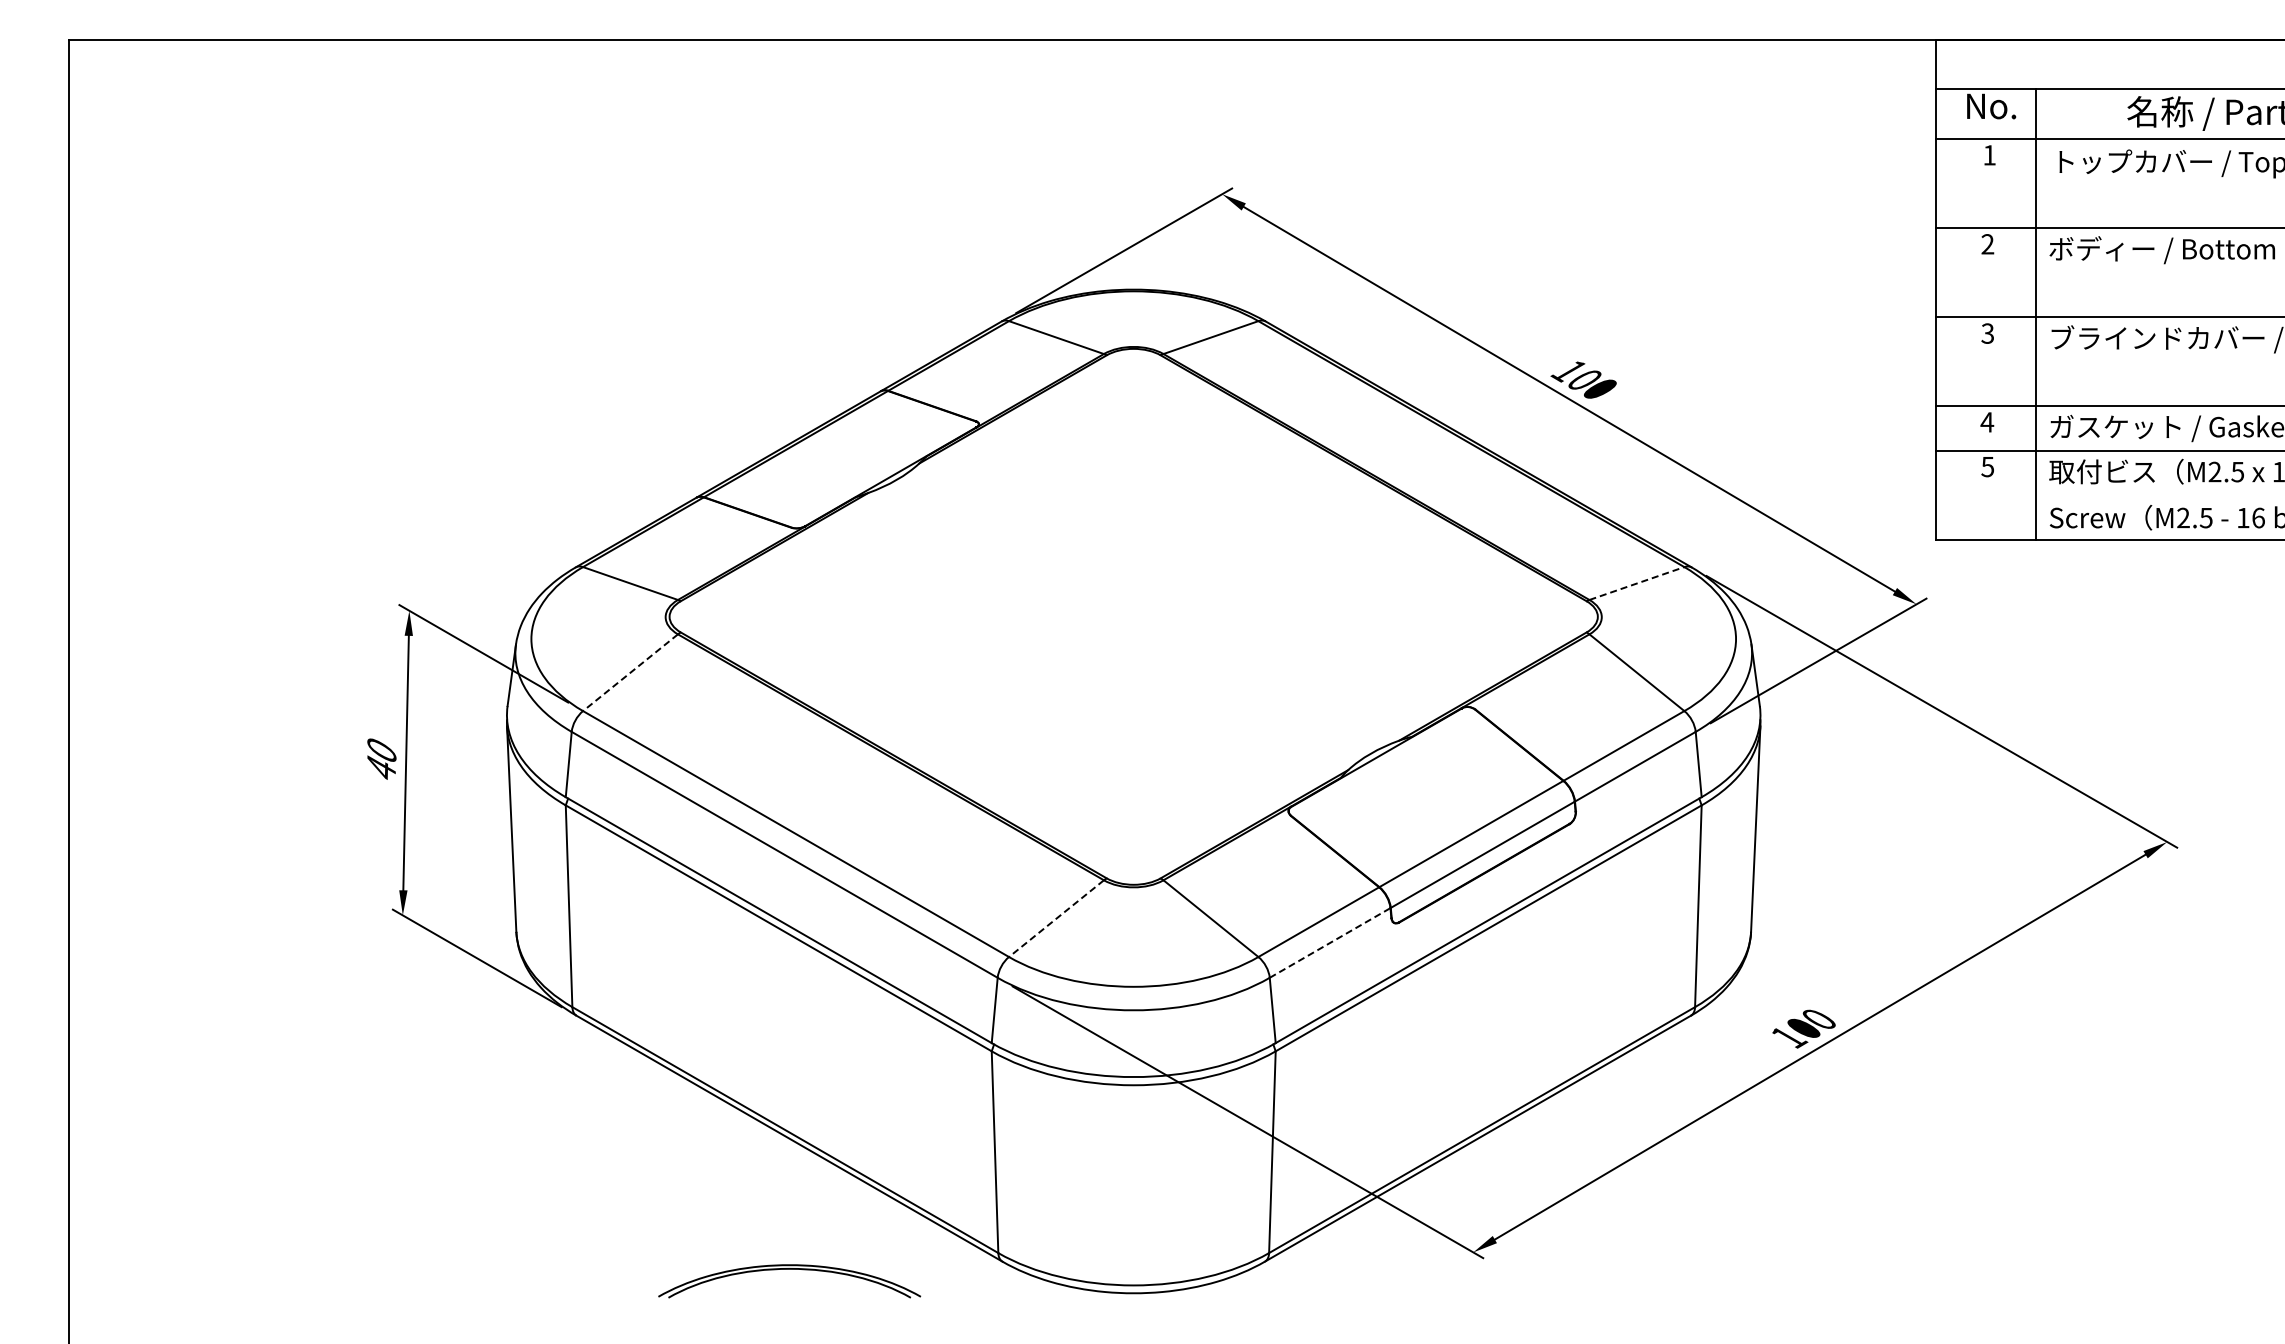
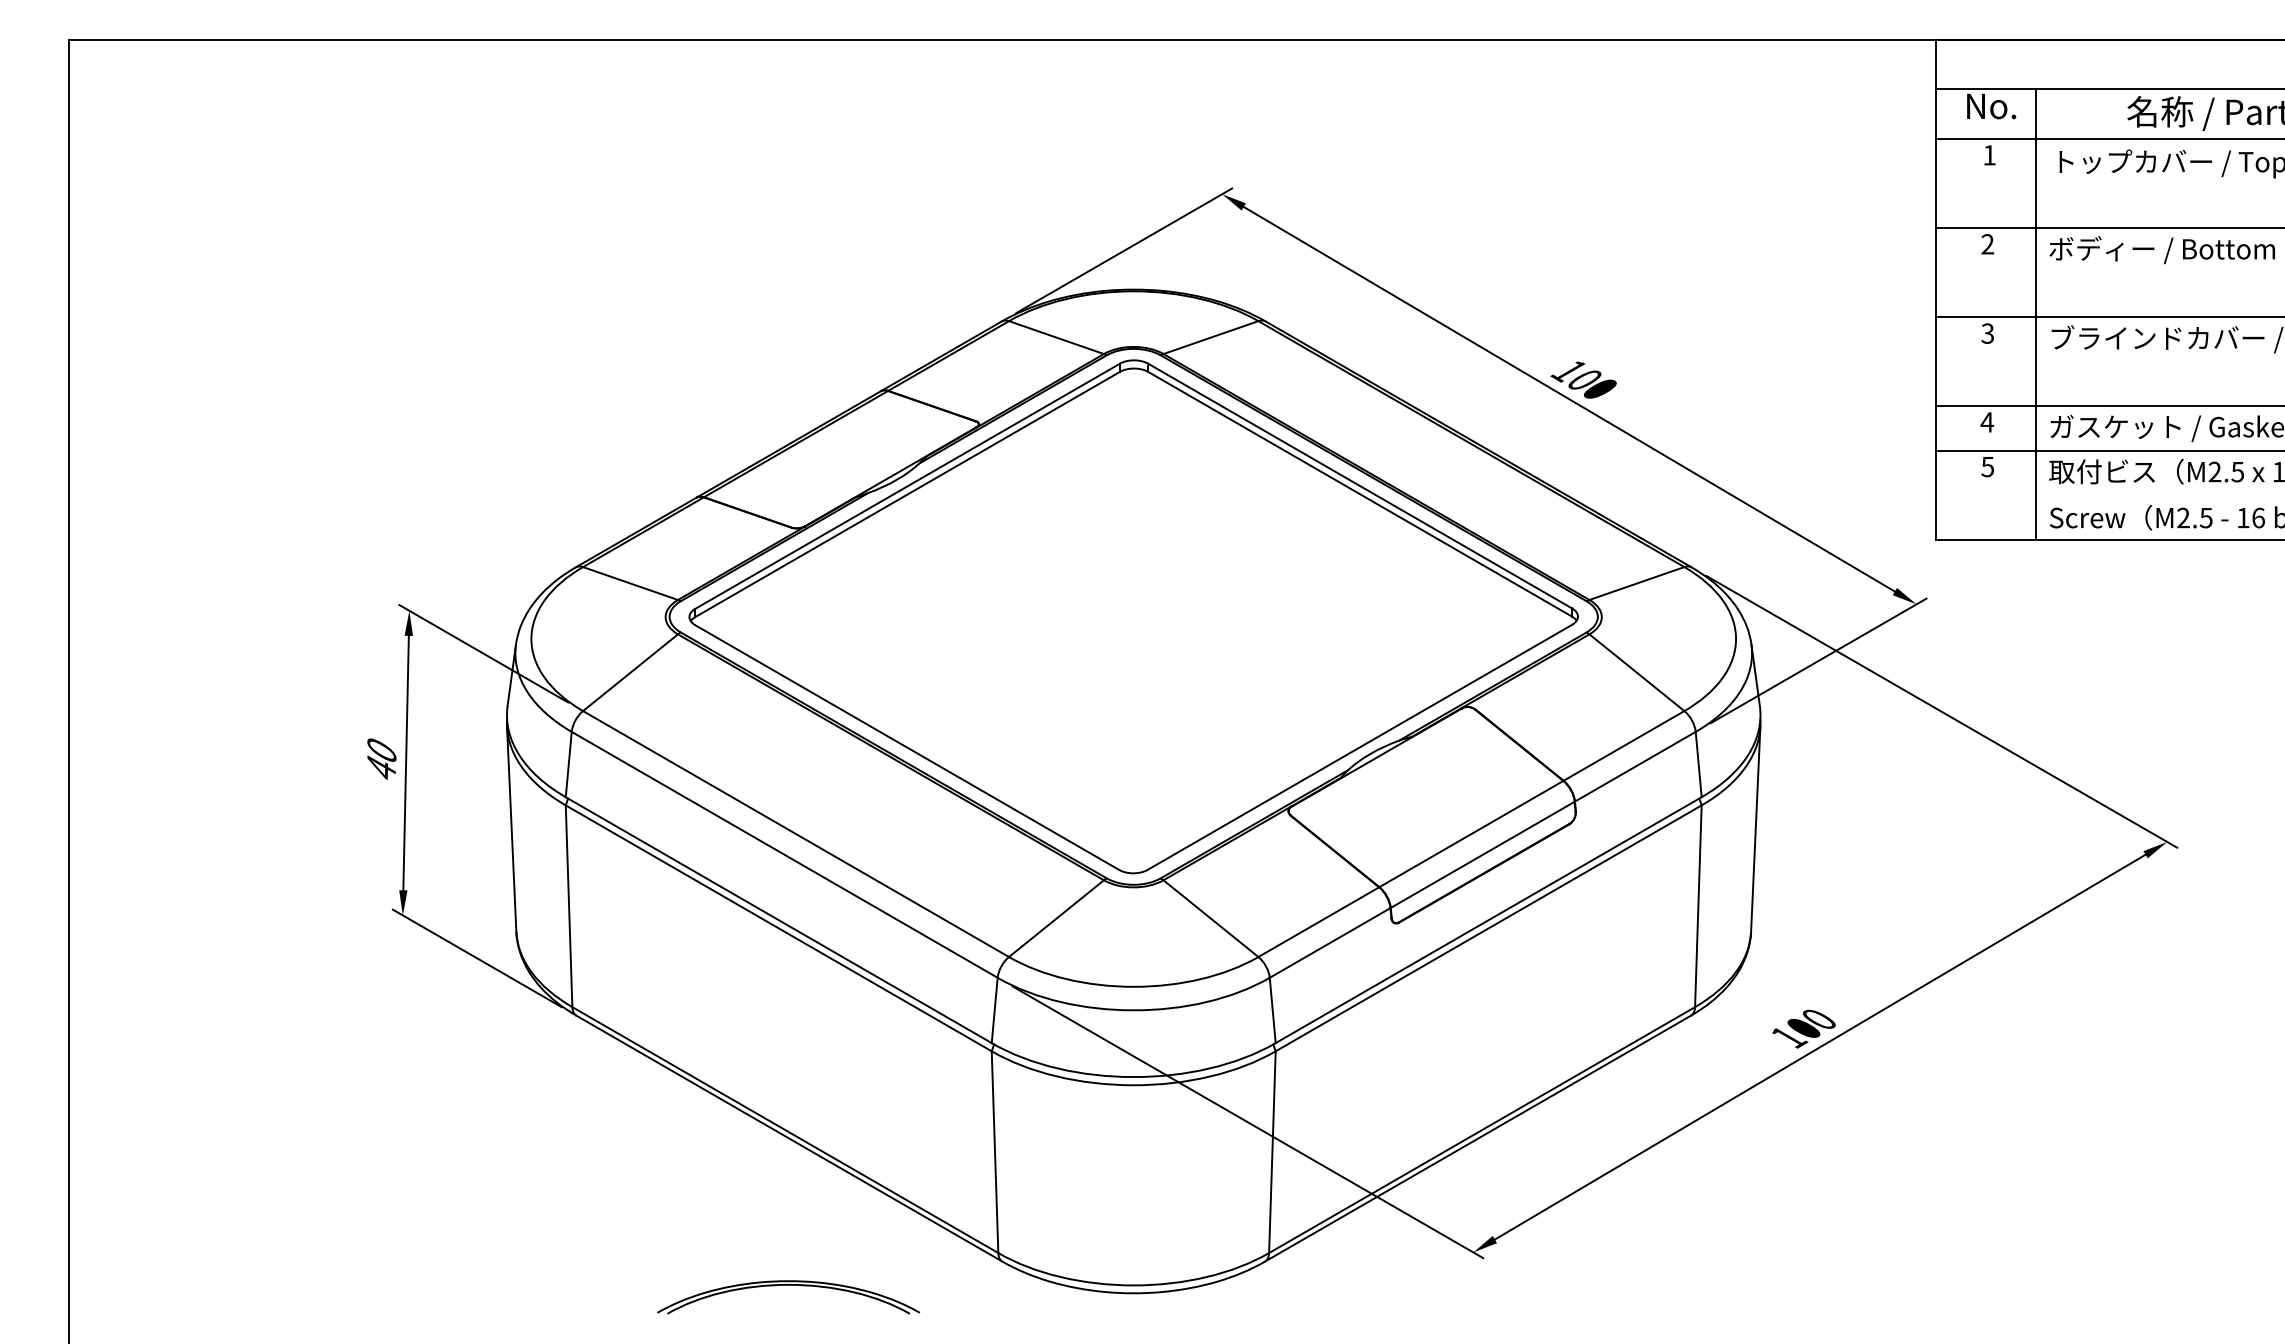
line: dashed -> solid (1637, 583)
part: none -> present (1133, 616)
line: dashed -> solid (630, 673)
line: dashed -> solid (1056, 918)
line: dashed -> solid (1330, 942)
part position: (789, 1269) -> (788, 1285) (788, 1285)
